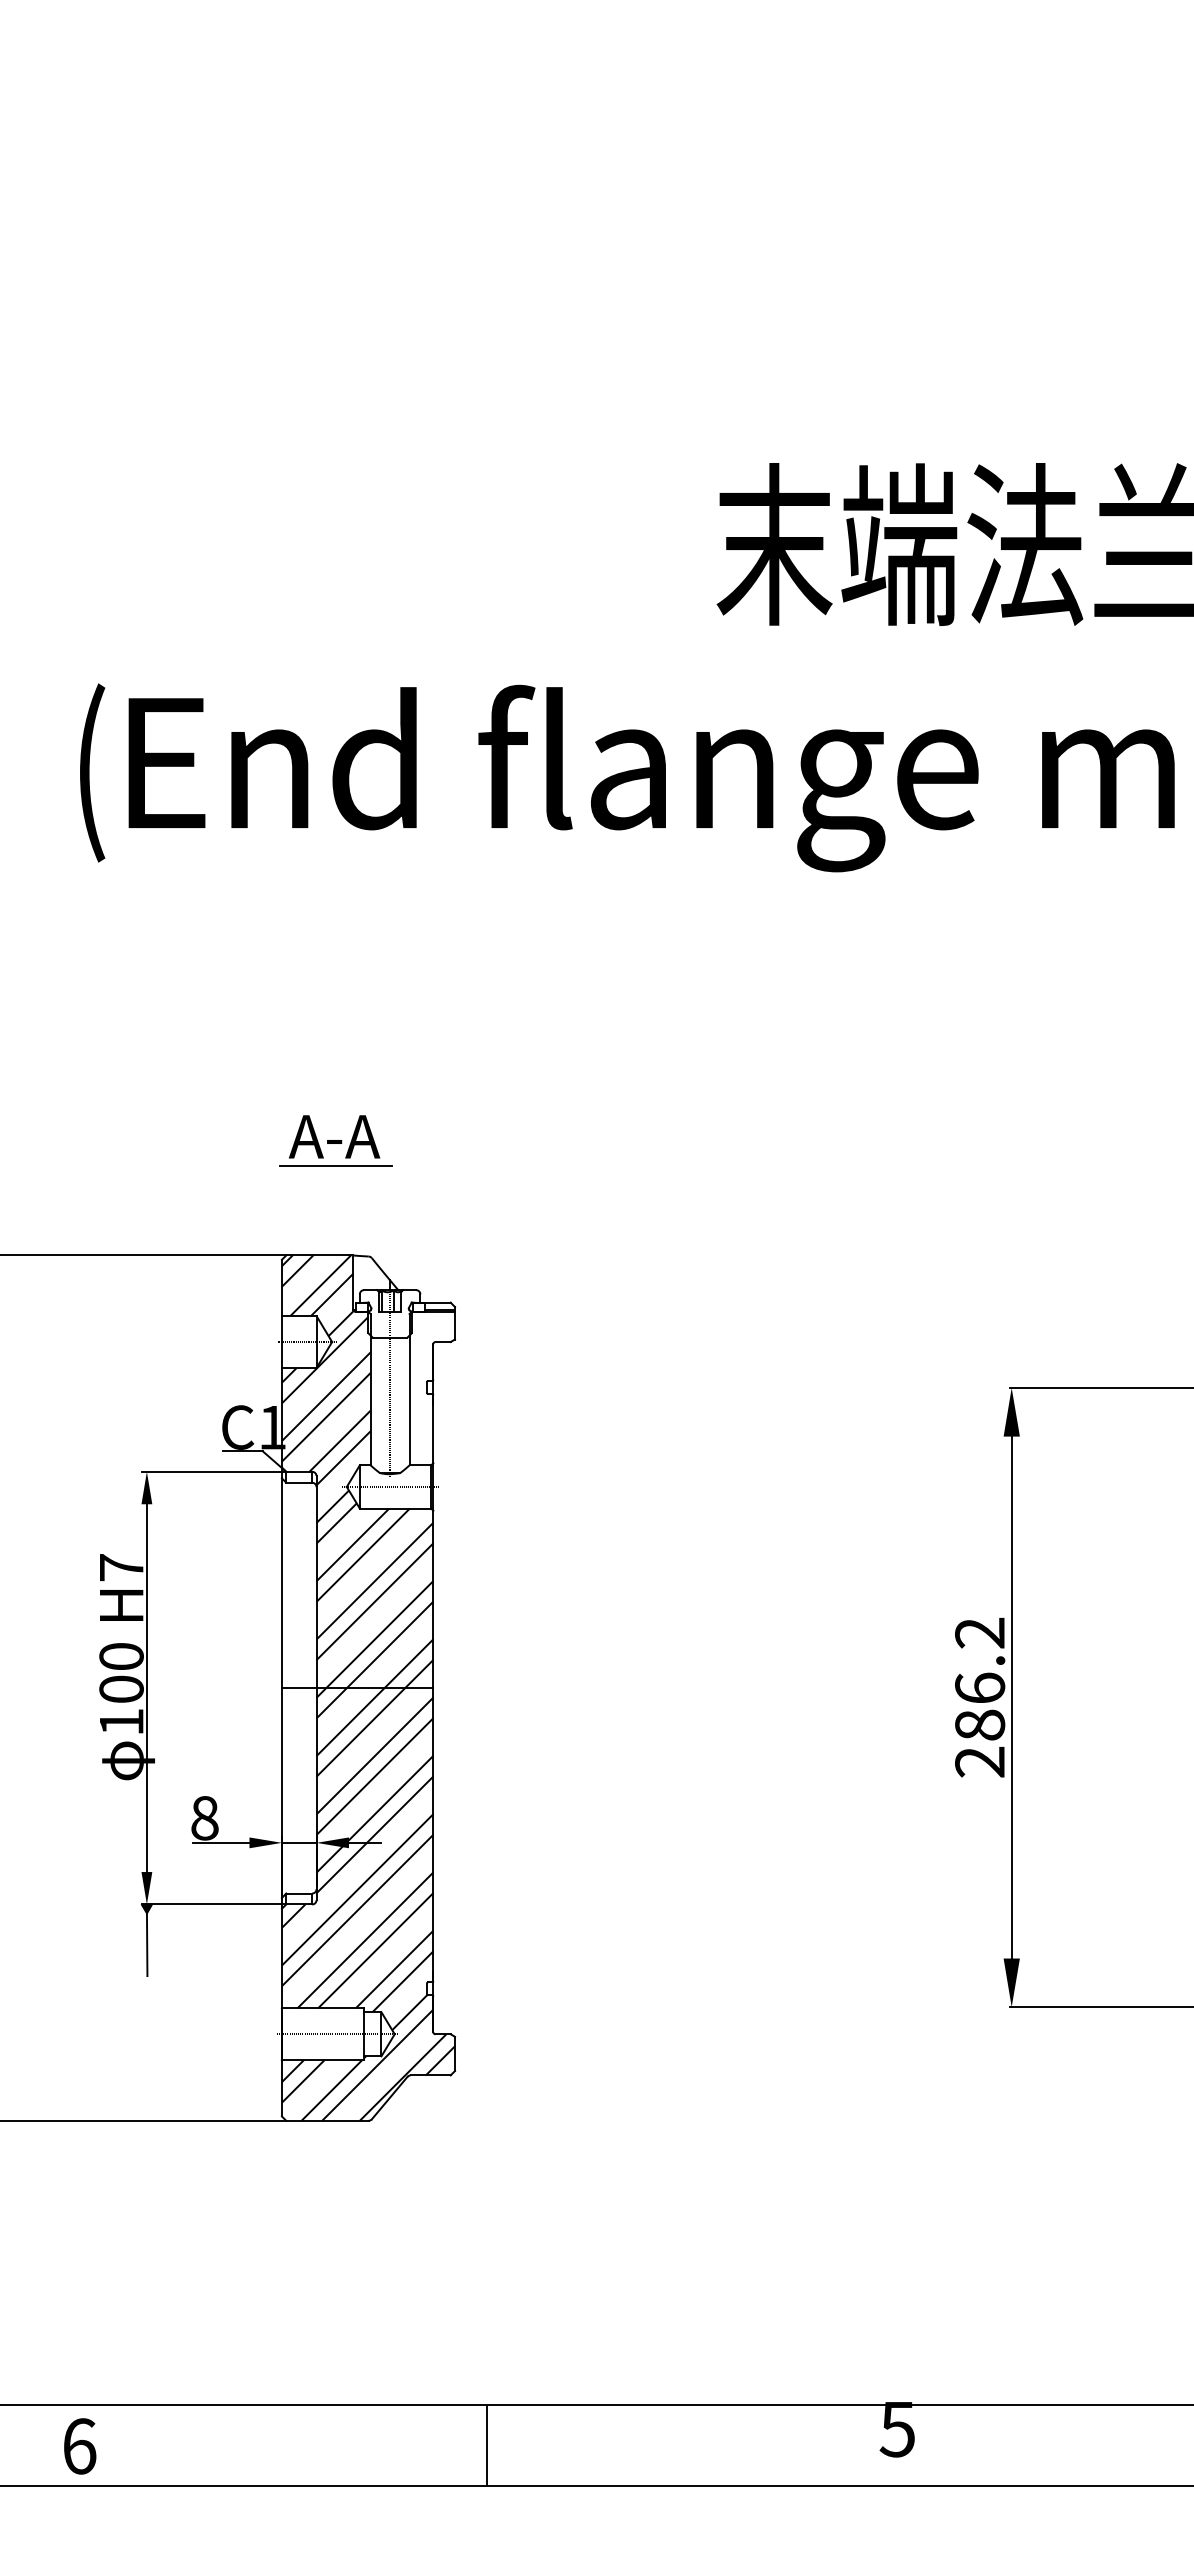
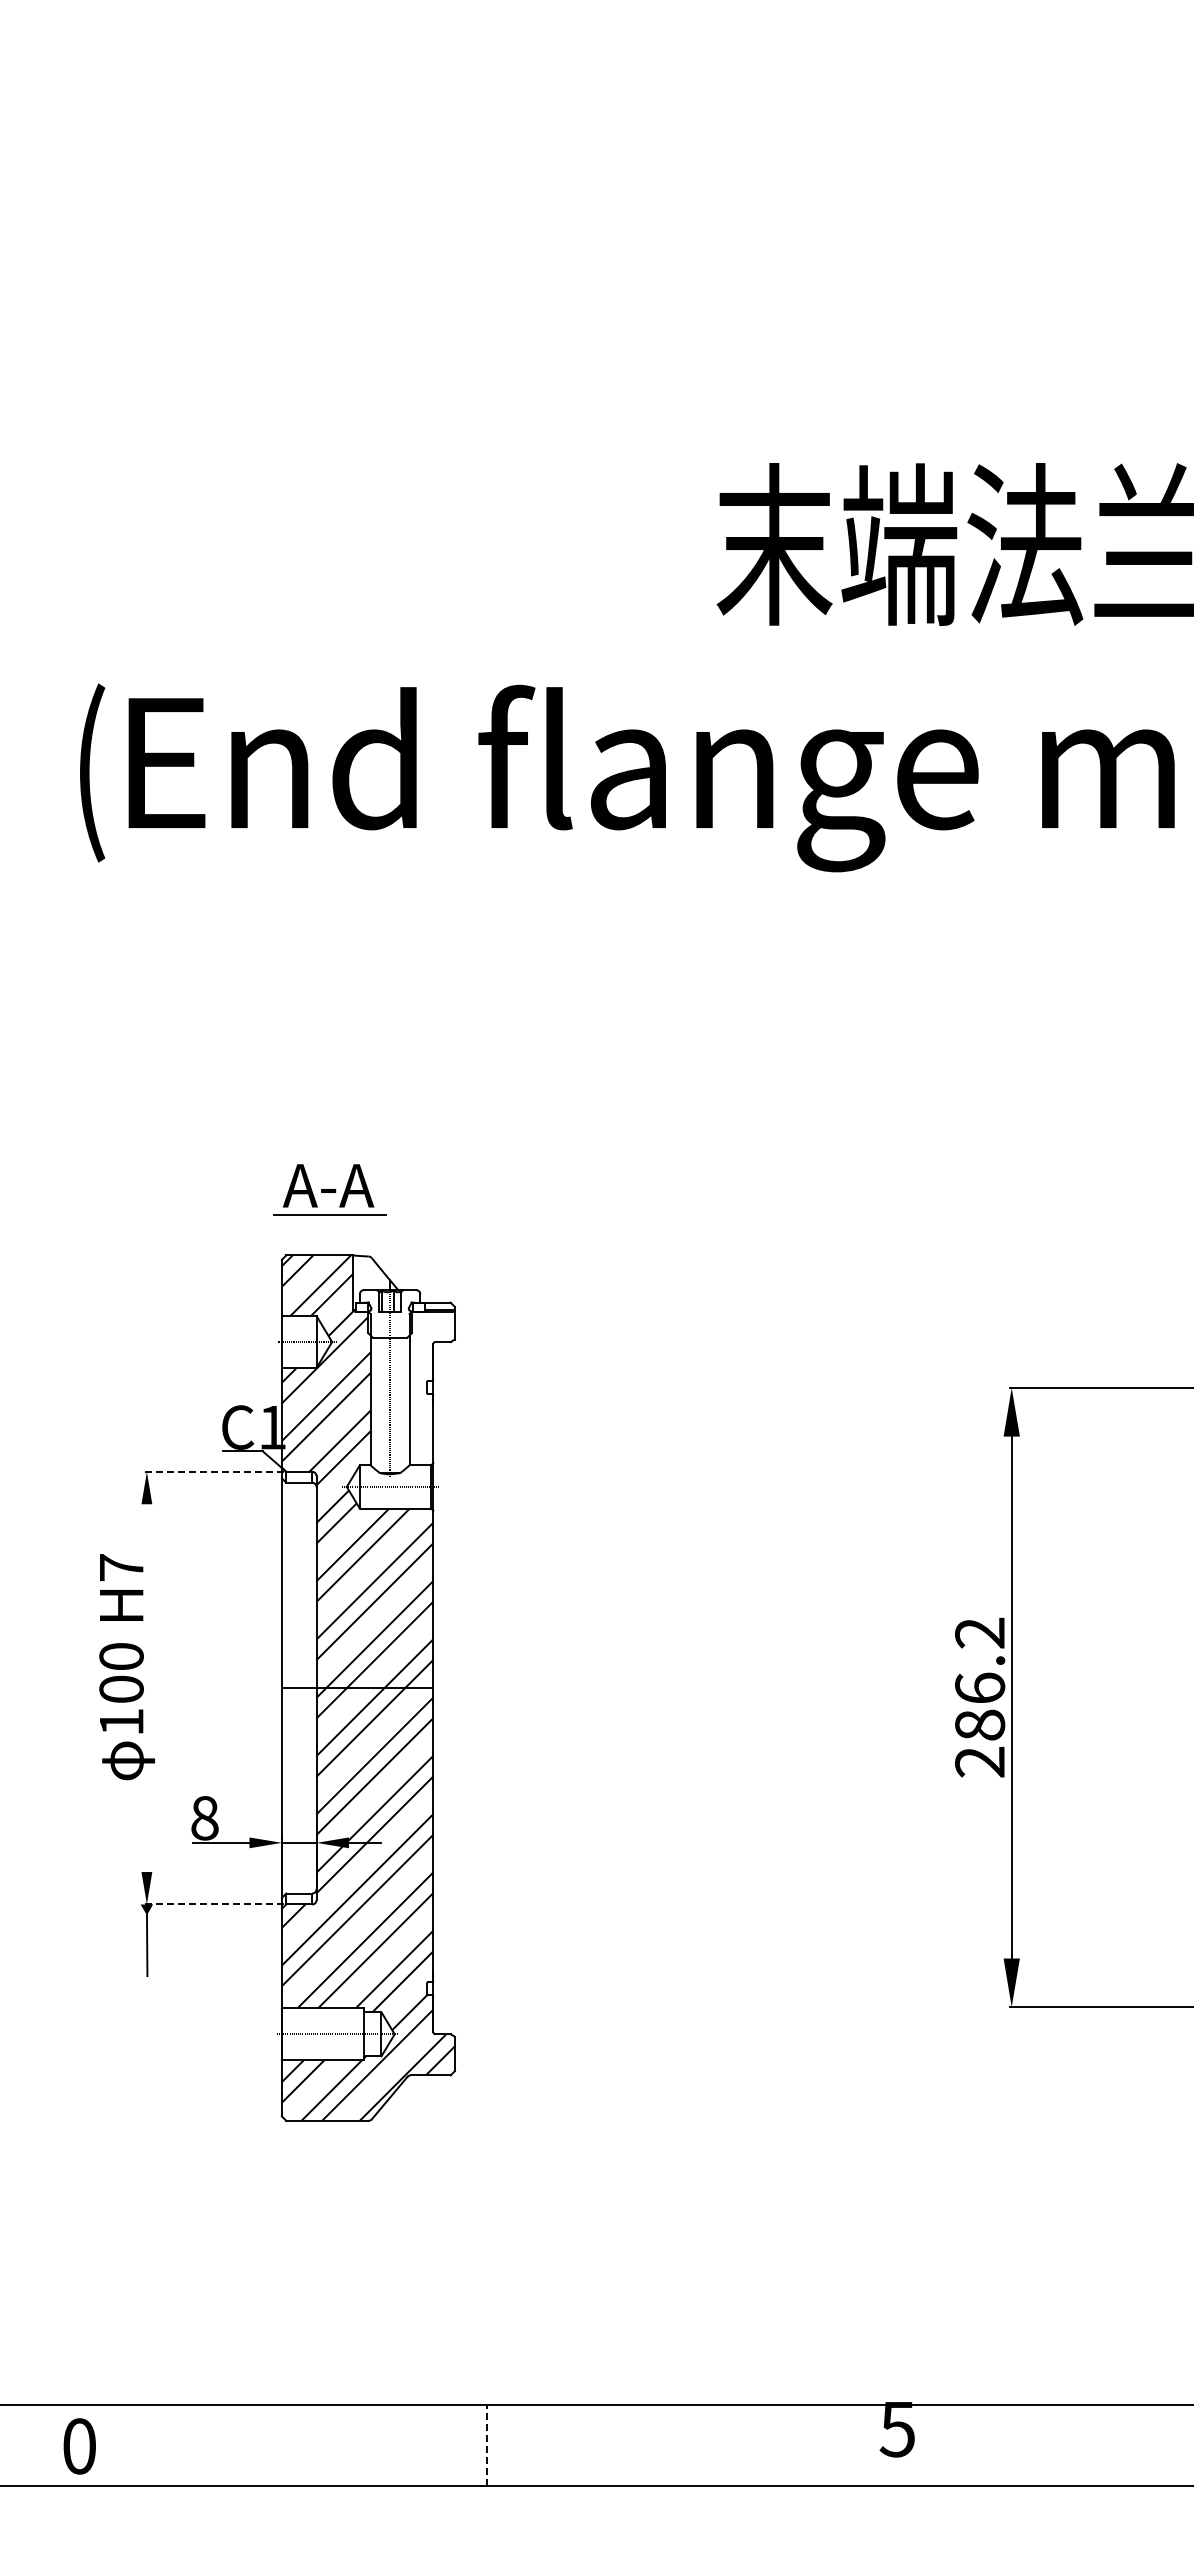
part position: (335, 1140) -> (329, 1189) (329, 1189)
line: present -> none (142, 1255)
line: solid -> dashed (212, 1471)
line: present -> none (146, 1688)
line: solid -> dashed (212, 1904)
line: present -> none (142, 2120)
line: solid -> dashed (487, 2445)
text: 6 -> 0 (79, 2446)
